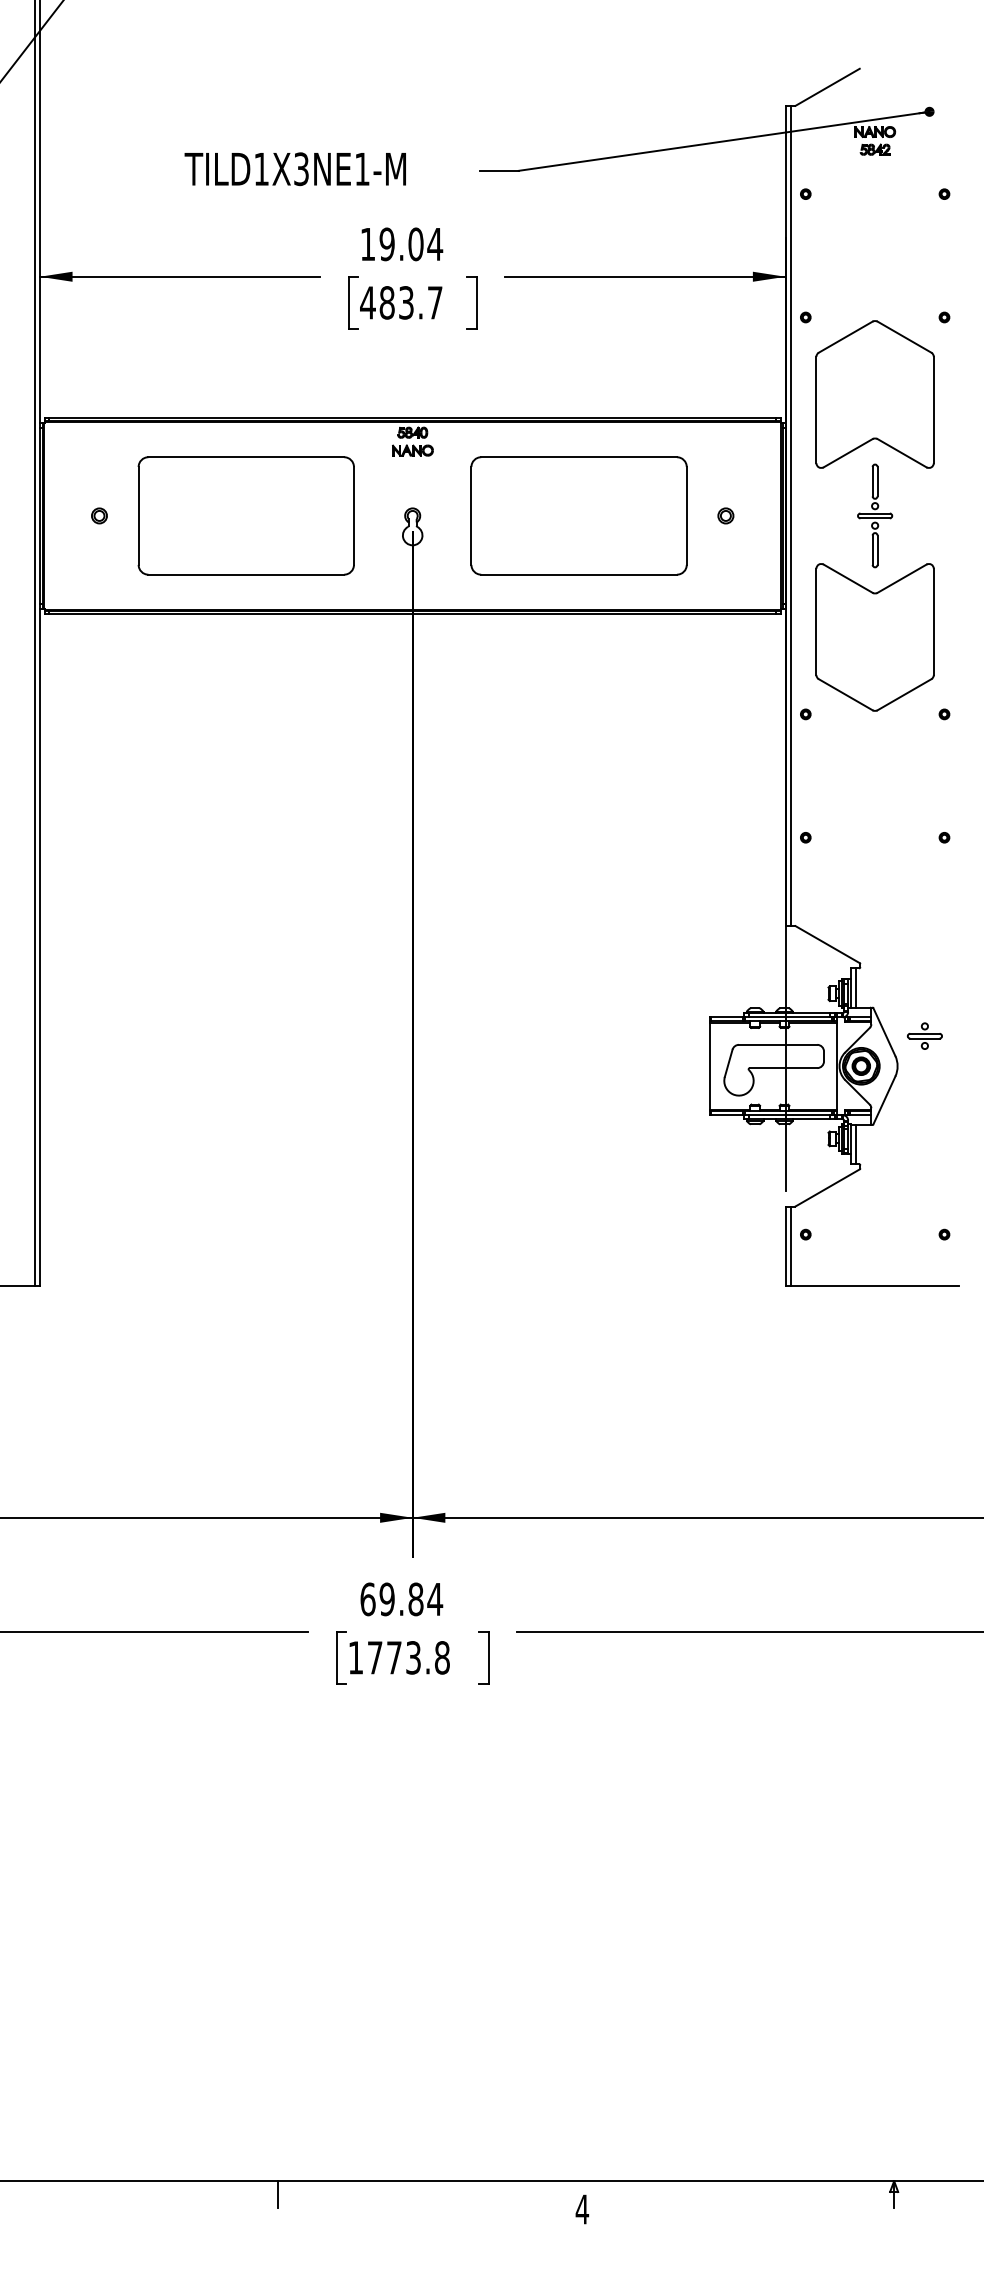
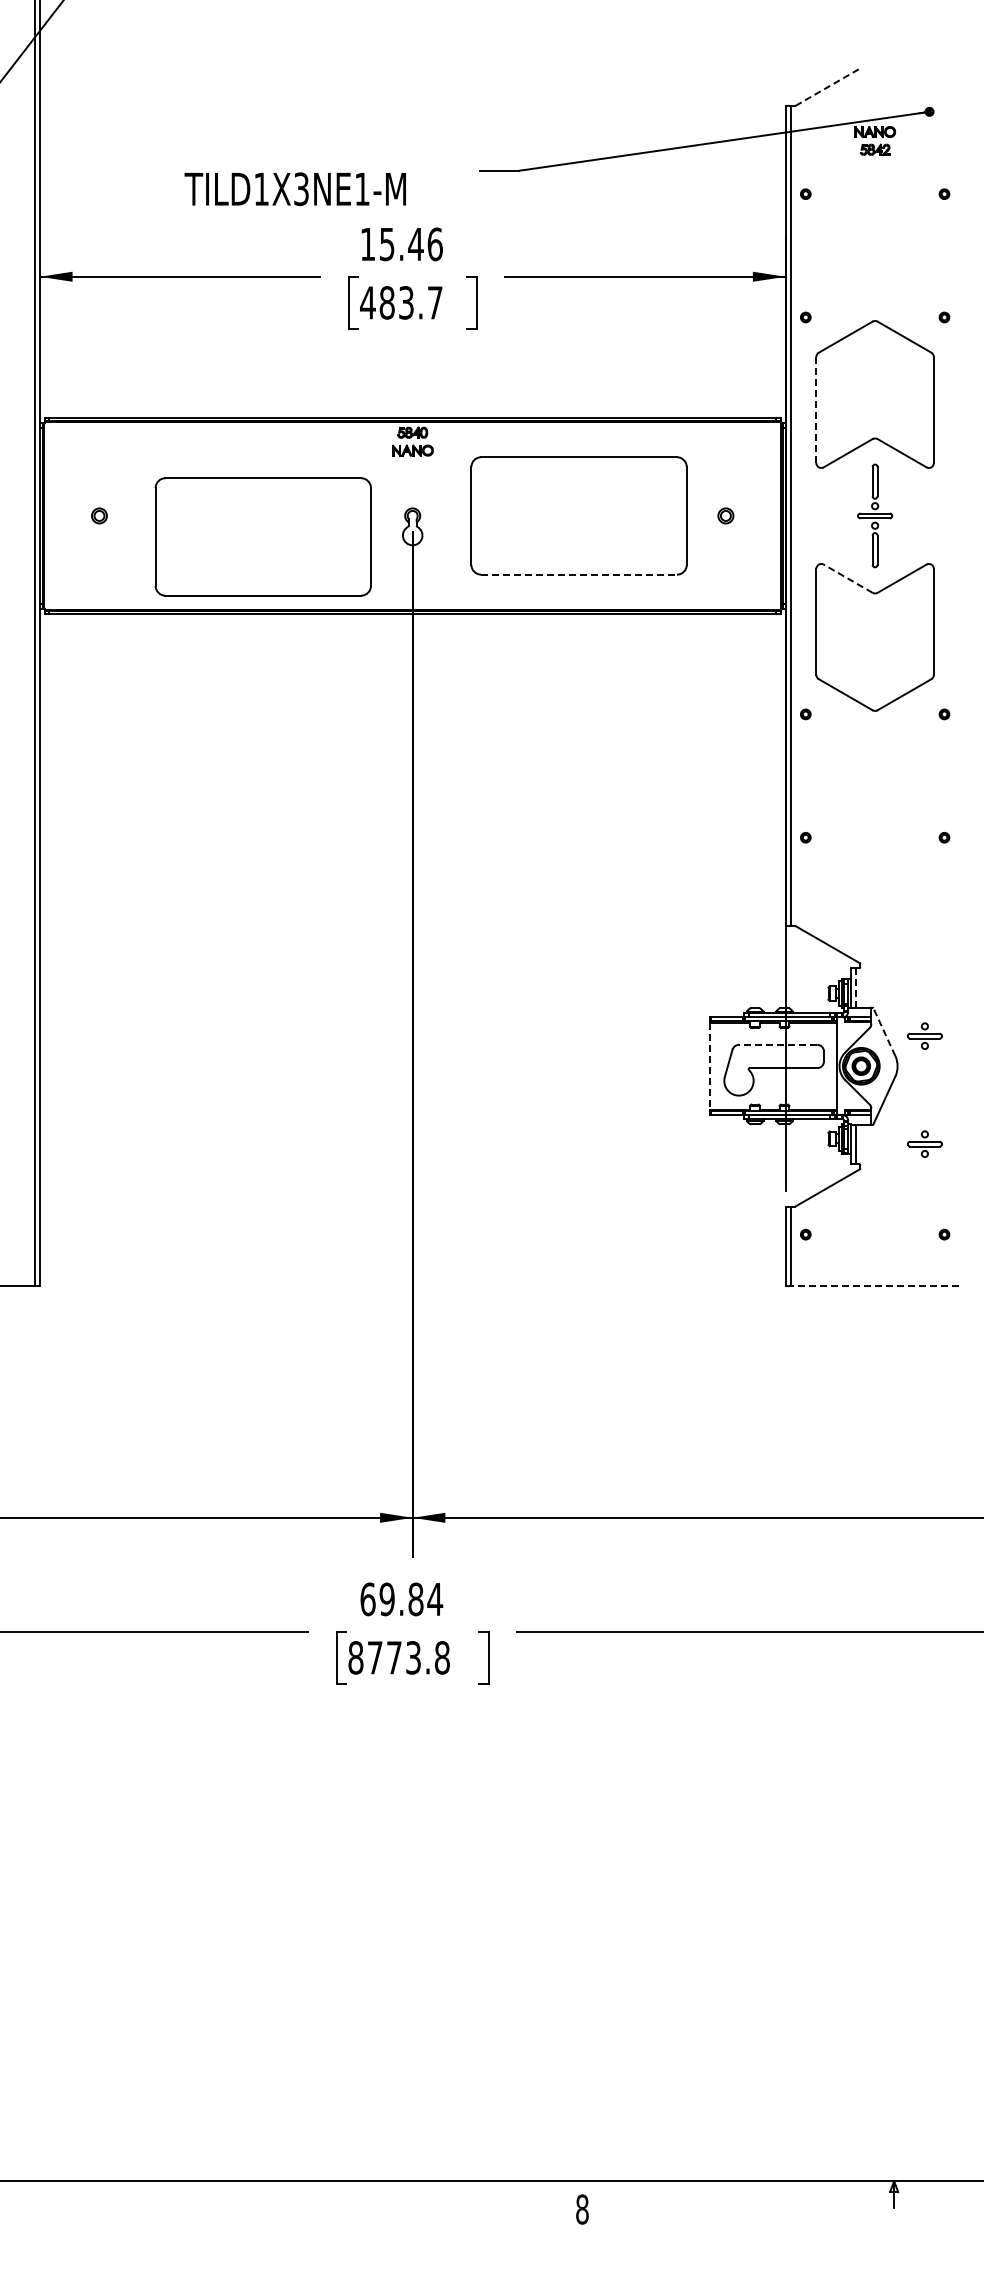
line: solid -> dashed (828, 87)
text position: (294, 169) -> (294, 189) (294, 189)
text: 19.04 -> 15.46 (411, 244)
line: solid -> dashed (816, 410)
part position: (245, 515) -> (262, 536) (262, 536)
line: solid -> dashed (579, 574)
line: solid -> dashed (847, 578)
line: solid -> dashed (855, 987)
line: solid -> dashed (884, 1031)
line: solid -> dashed (777, 1044)
line: solid -> dashed (709, 1066)
part: none -> present (924, 1143)
line: solid -> dashed (874, 1286)
text: 1773.8 -> 8773.8 (355, 1657)
line: present -> none (277, 2194)
text: 4 -> 8 (582, 2209)
